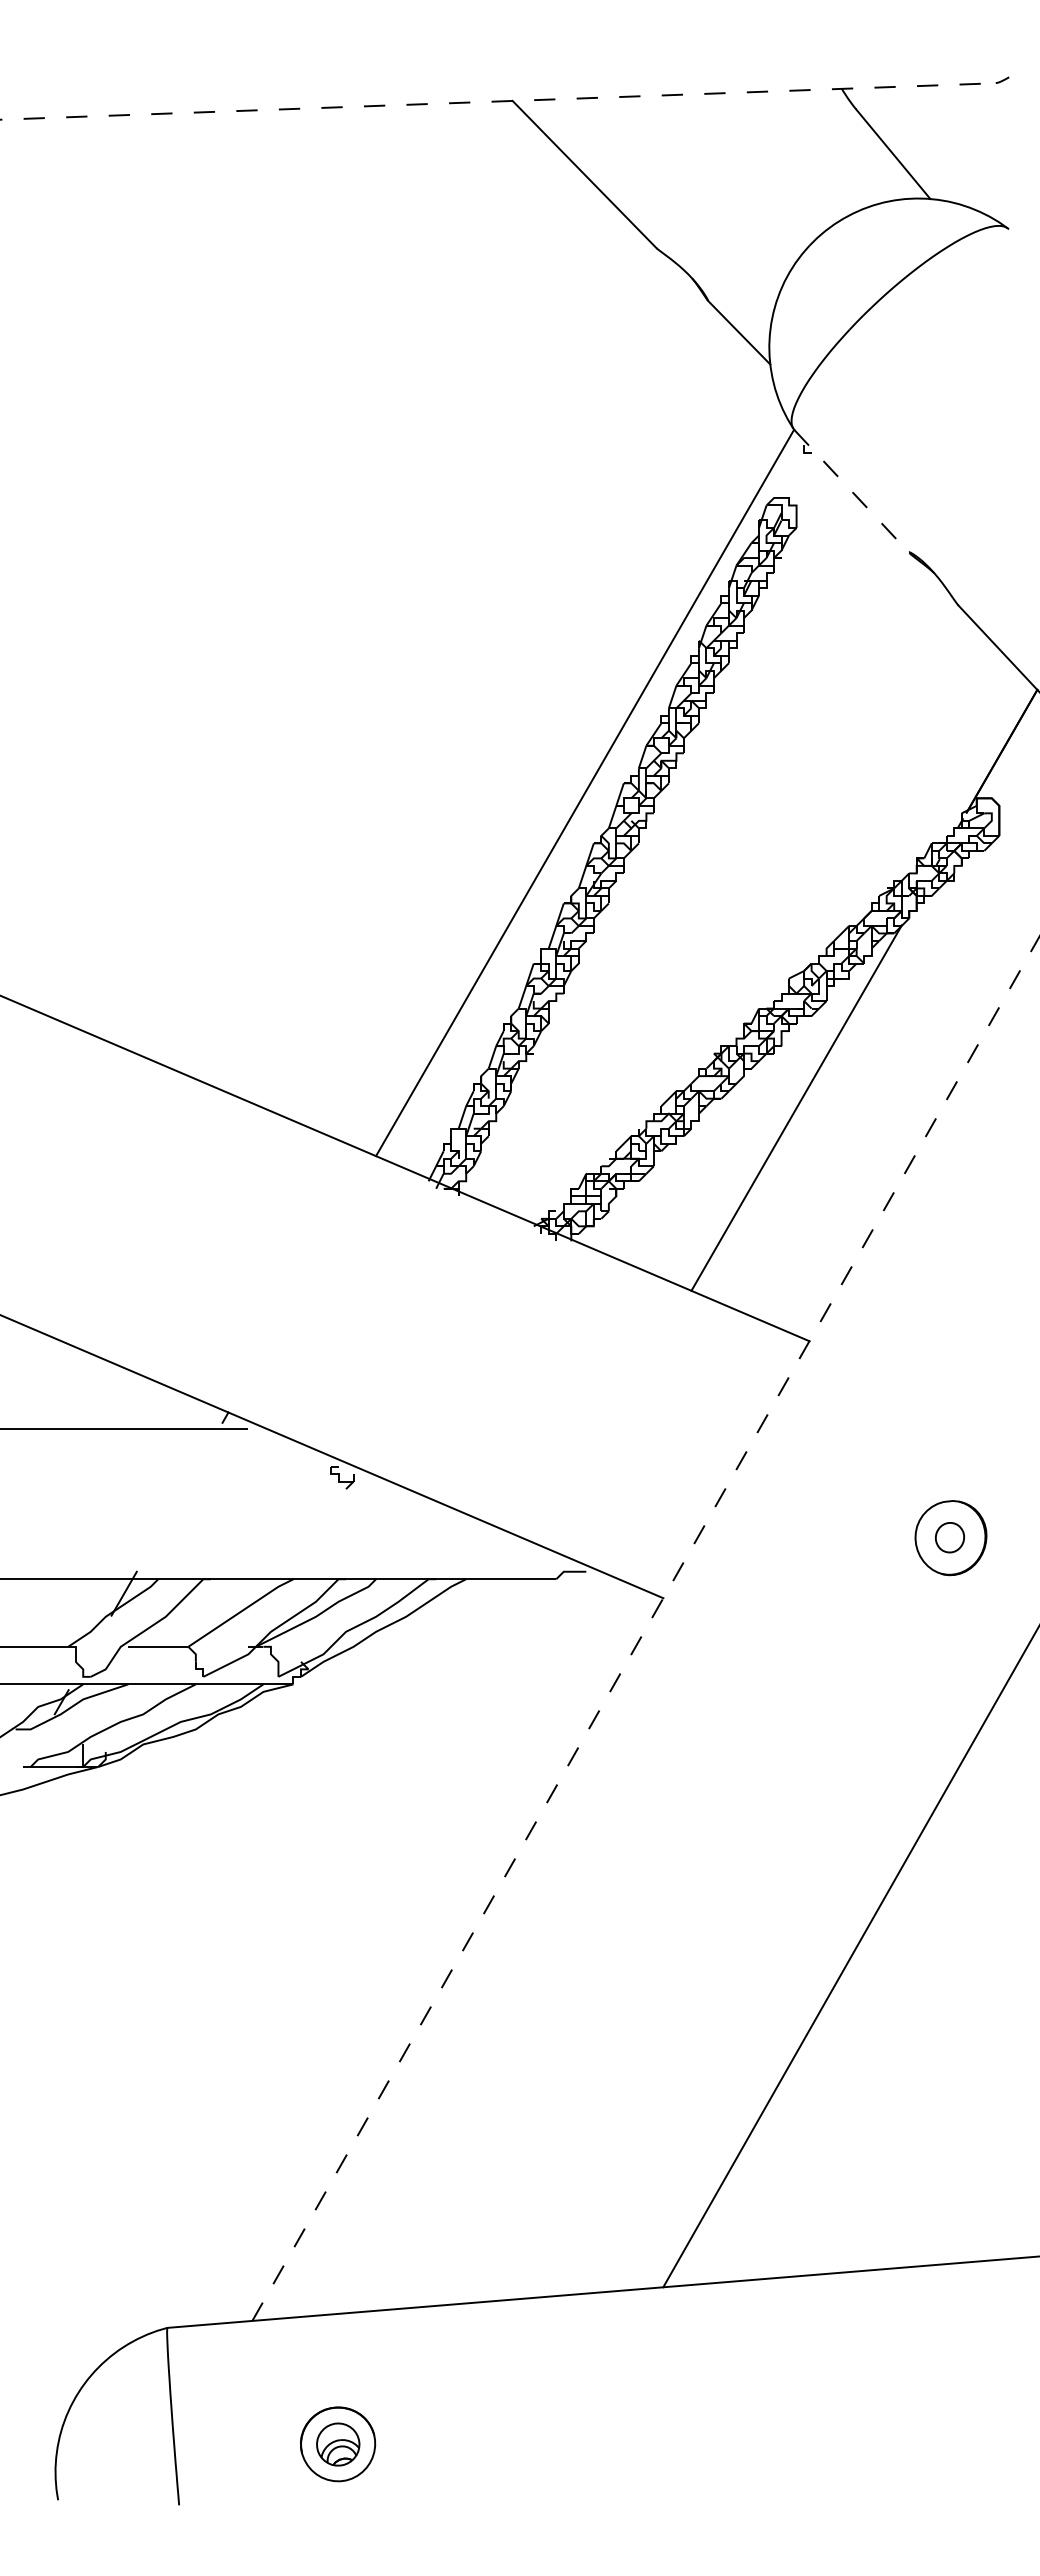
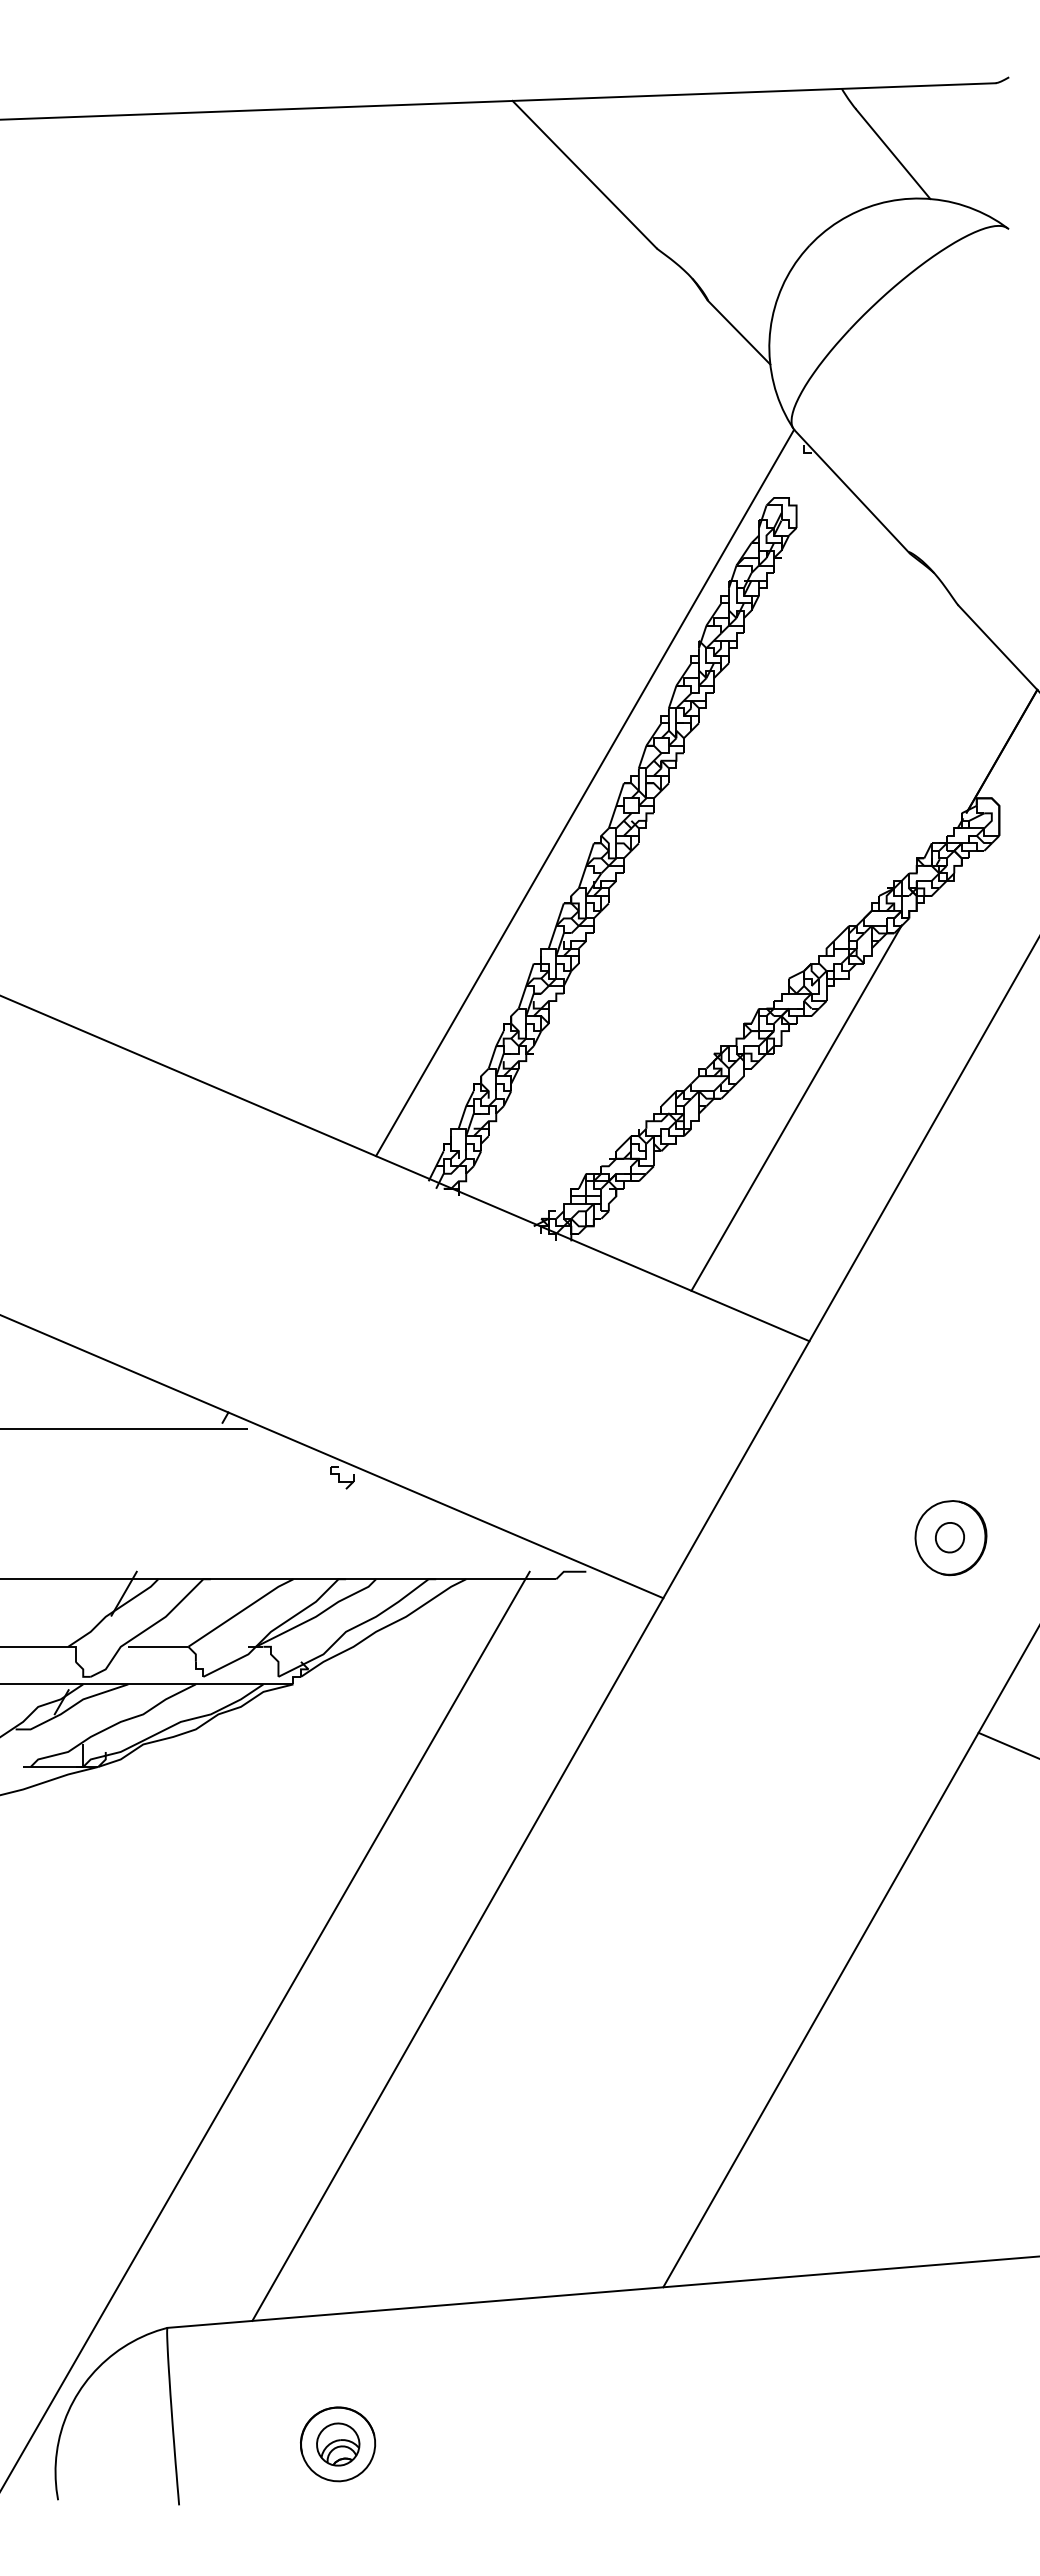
line: dashed -> solid (498, 101)
line: dashed -> solid (852, 491)
line: dashed -> solid (645, 1629)
line: none -> present (1007, 1744)
line: none -> present (265, 2029)
